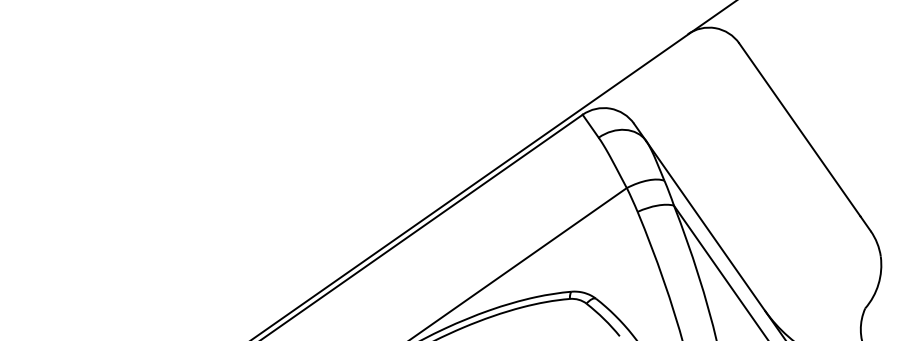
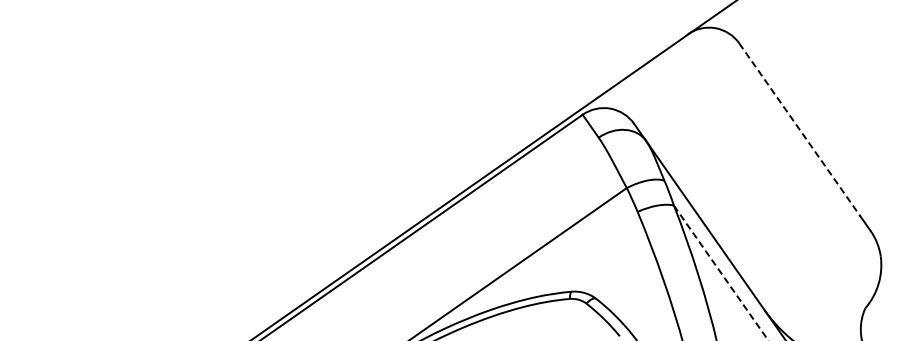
line: solid -> dashed (799, 129)
line: solid -> dashed (721, 273)
